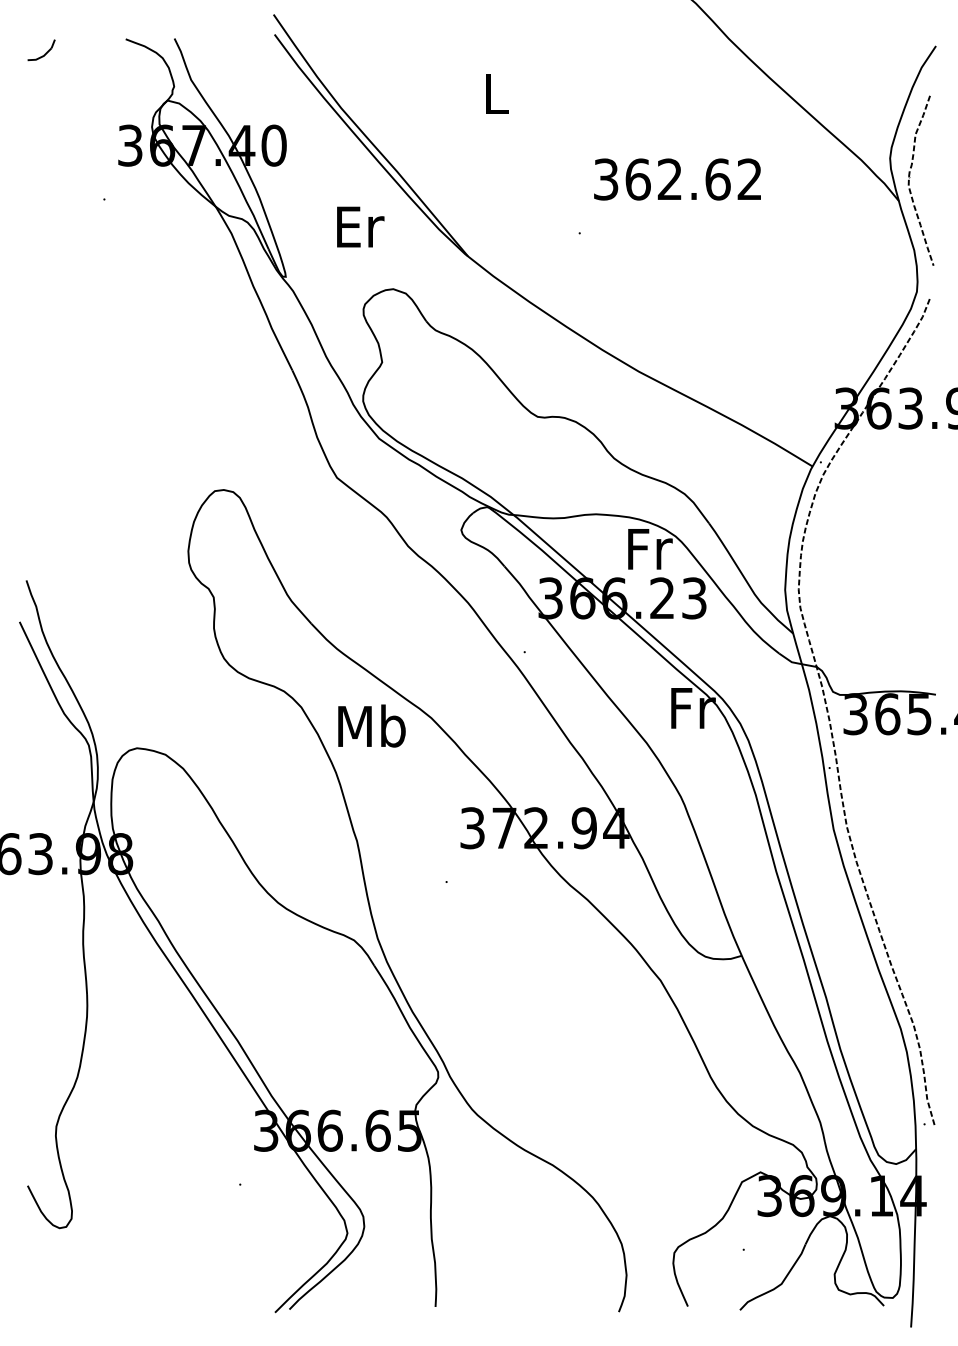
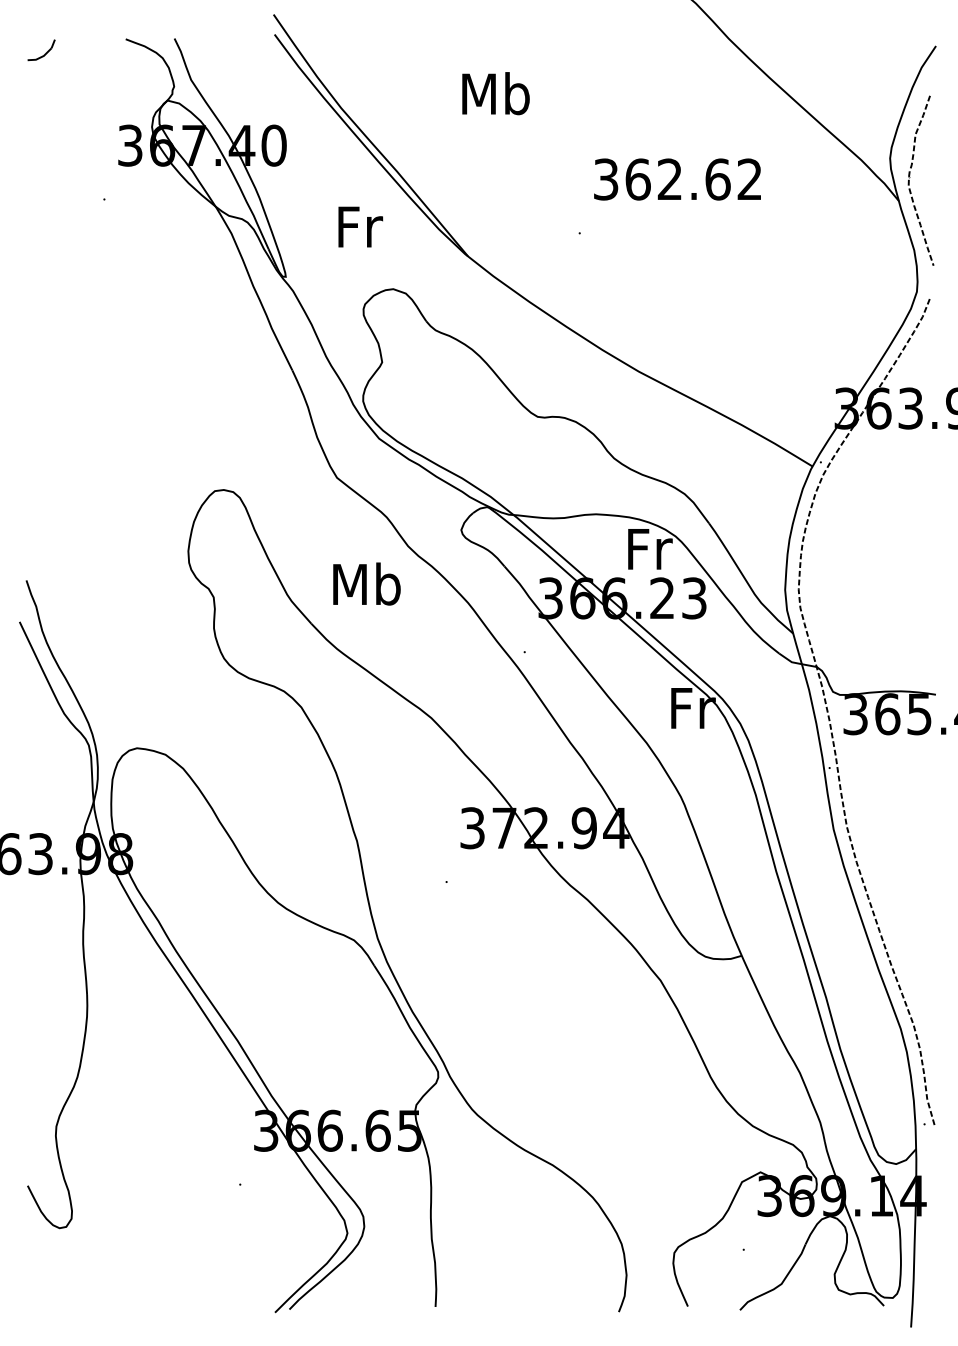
text: L -> Mb (495, 93)
text: Er -> Fr (360, 226)
text position: (371, 725) -> (366, 583) (366, 583)
